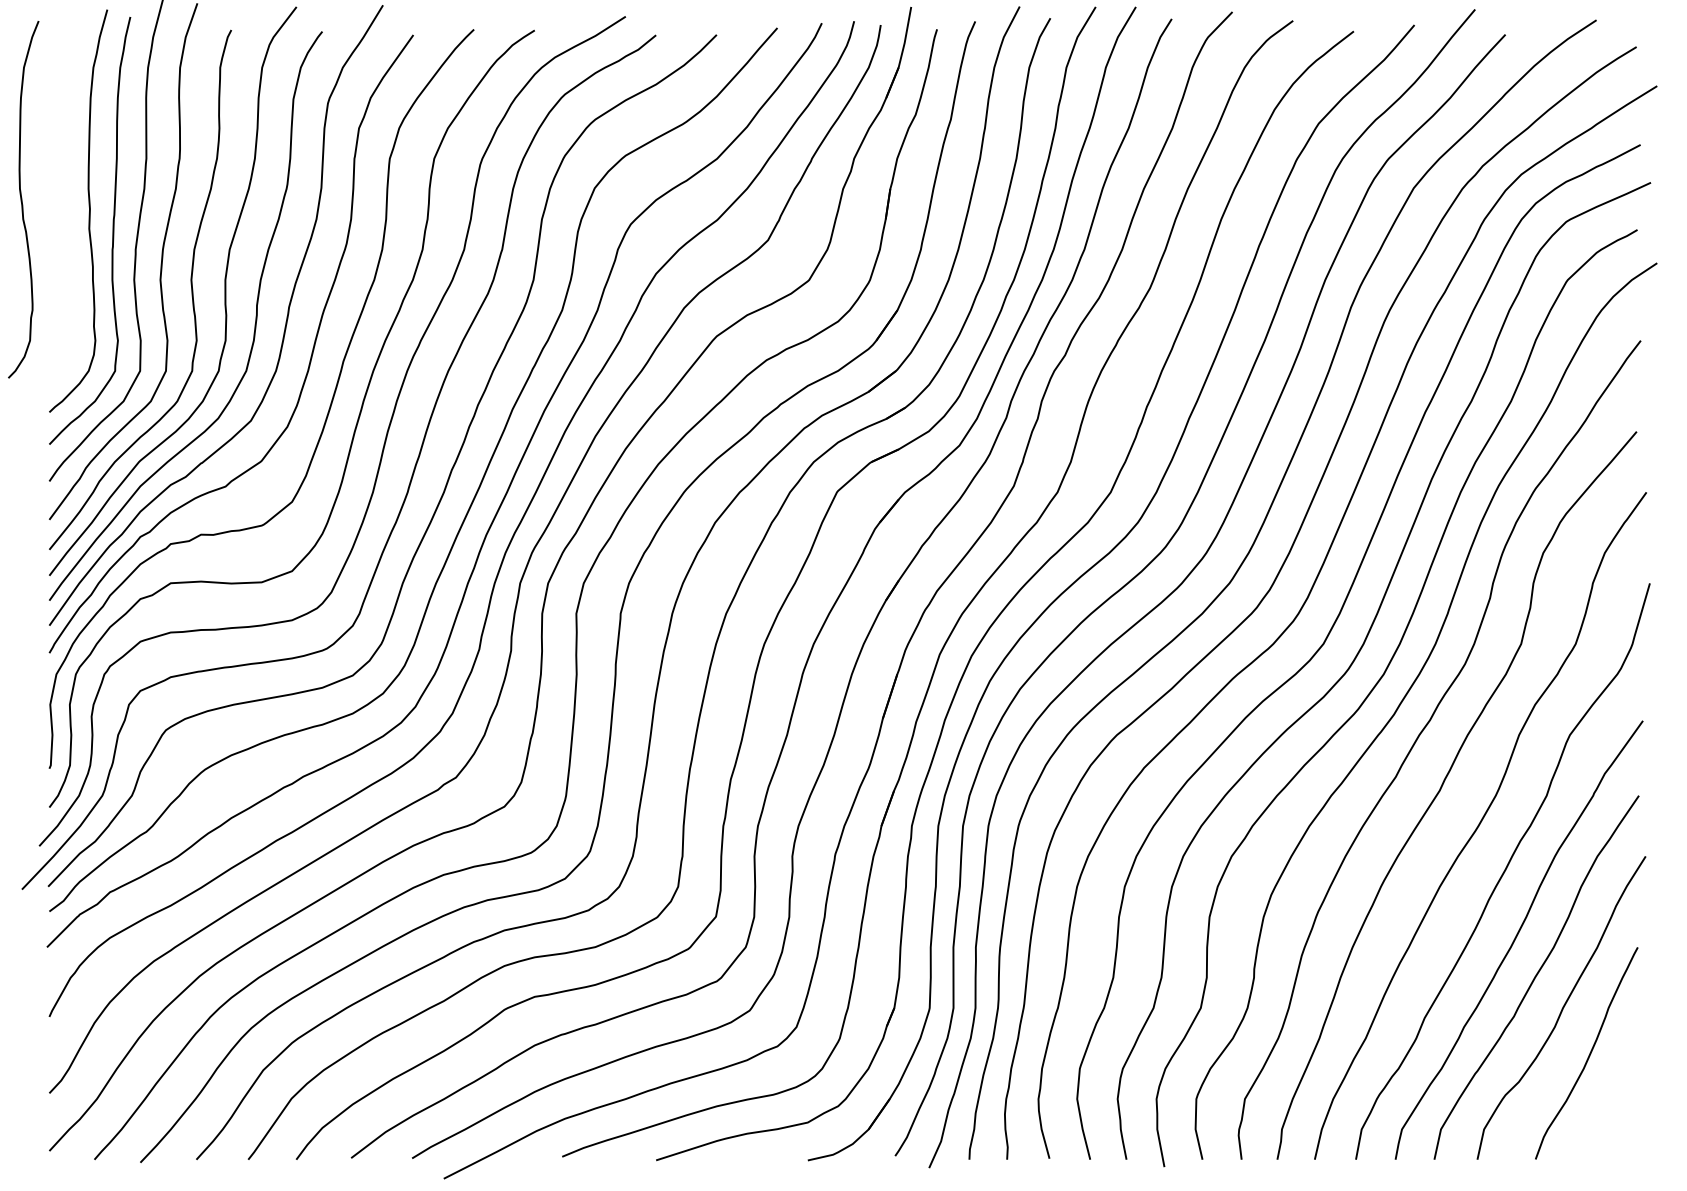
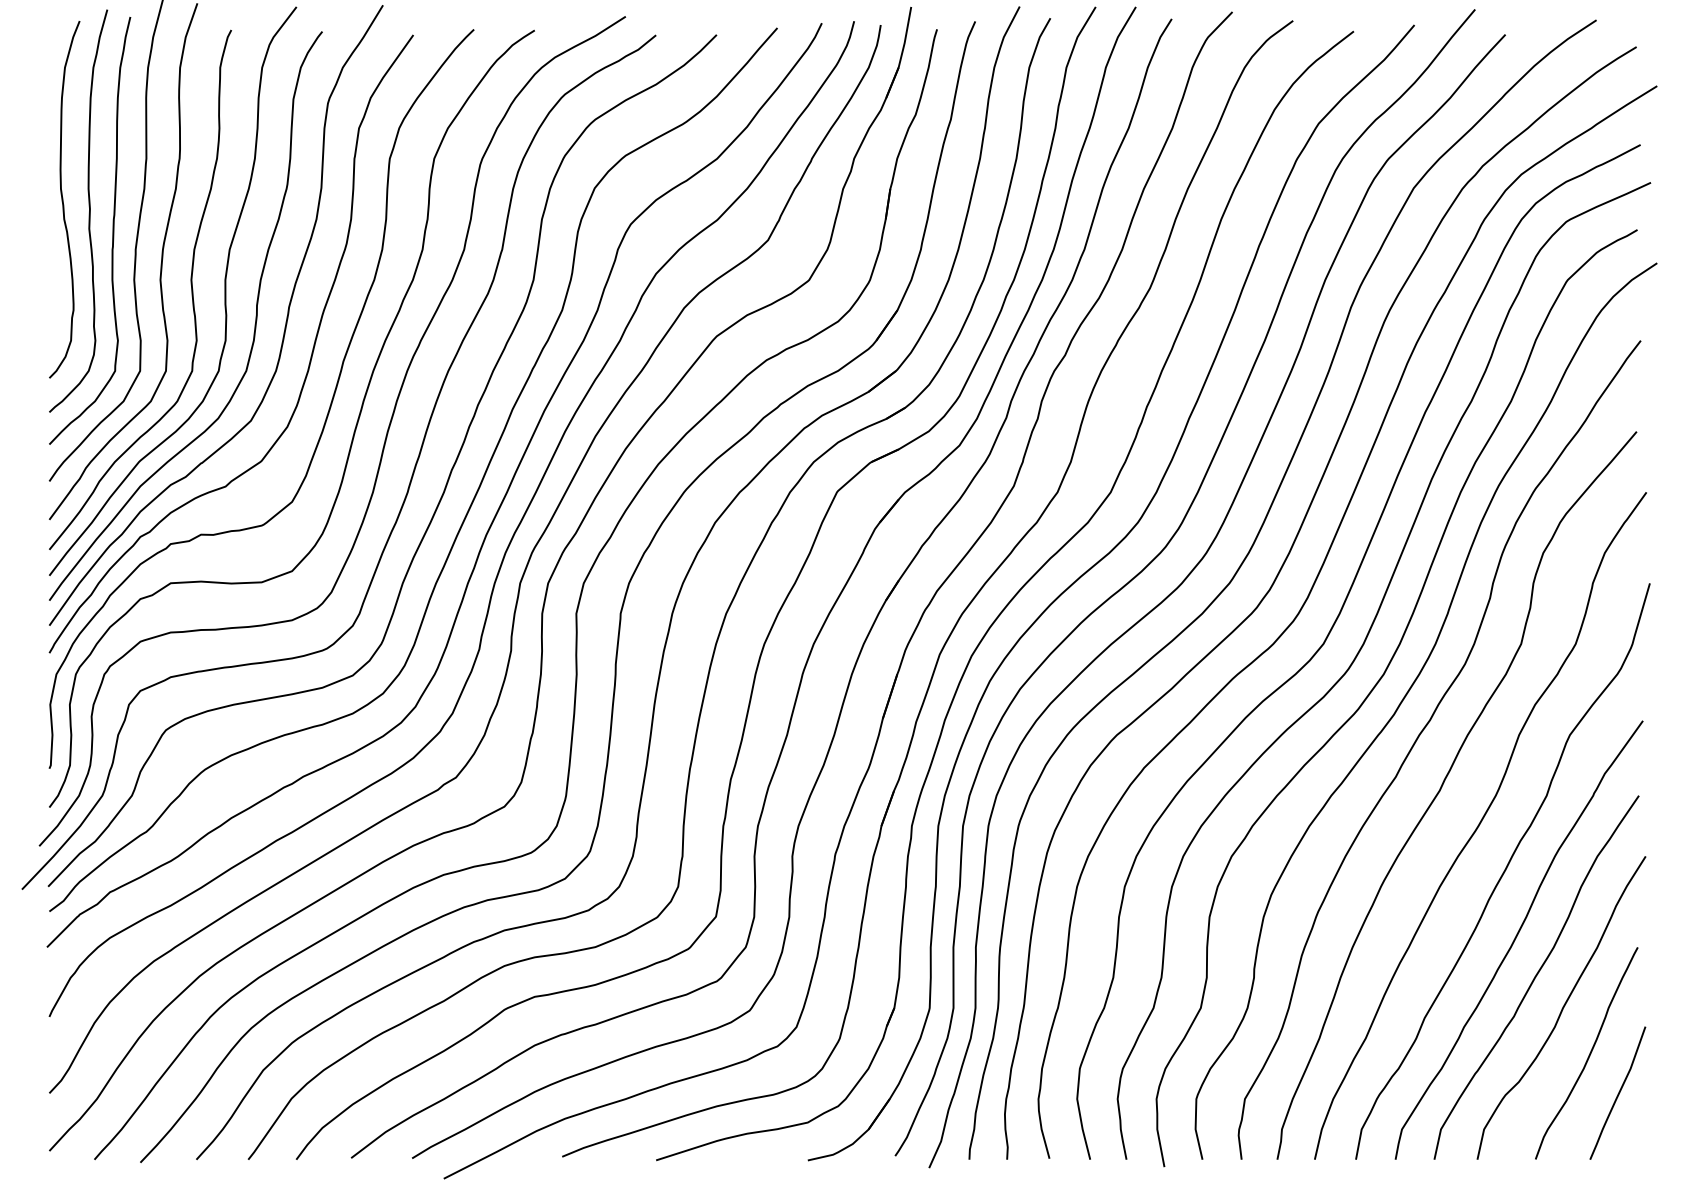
curve position: (22, 199) -> (63, 199) (63, 199)
curve: none -> present (1618, 1092)
